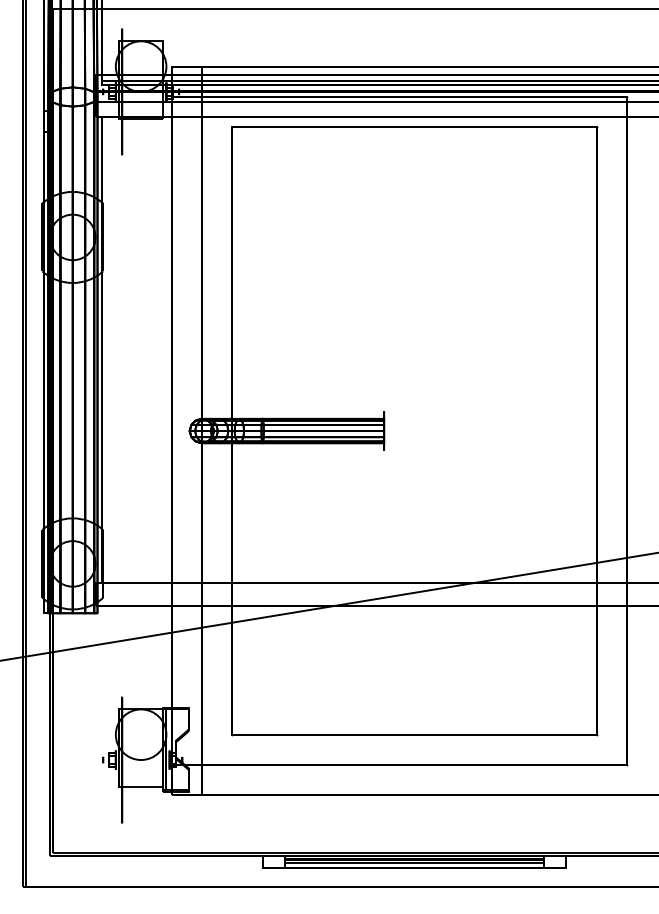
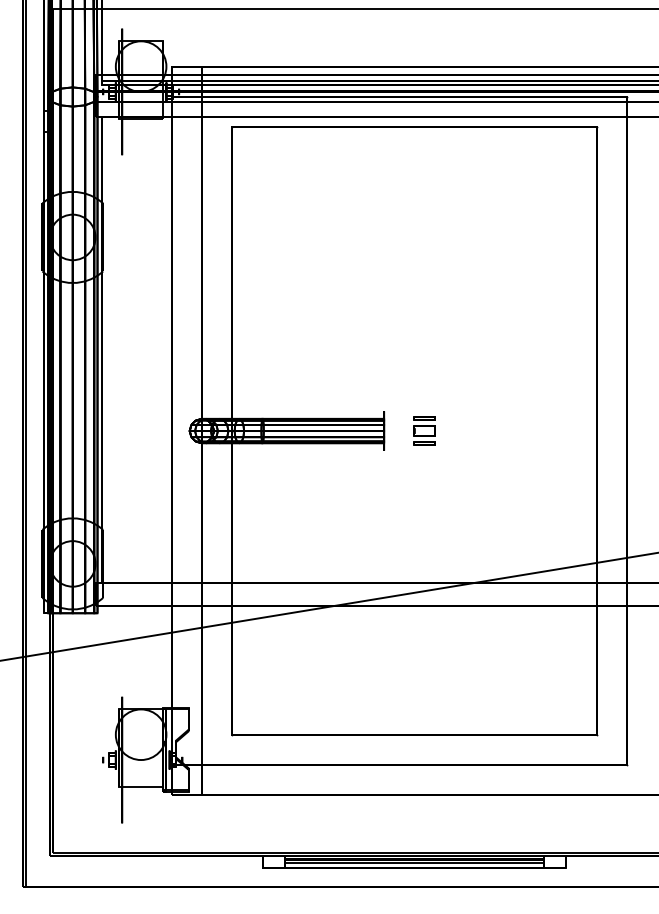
part: none -> present (424, 430)
